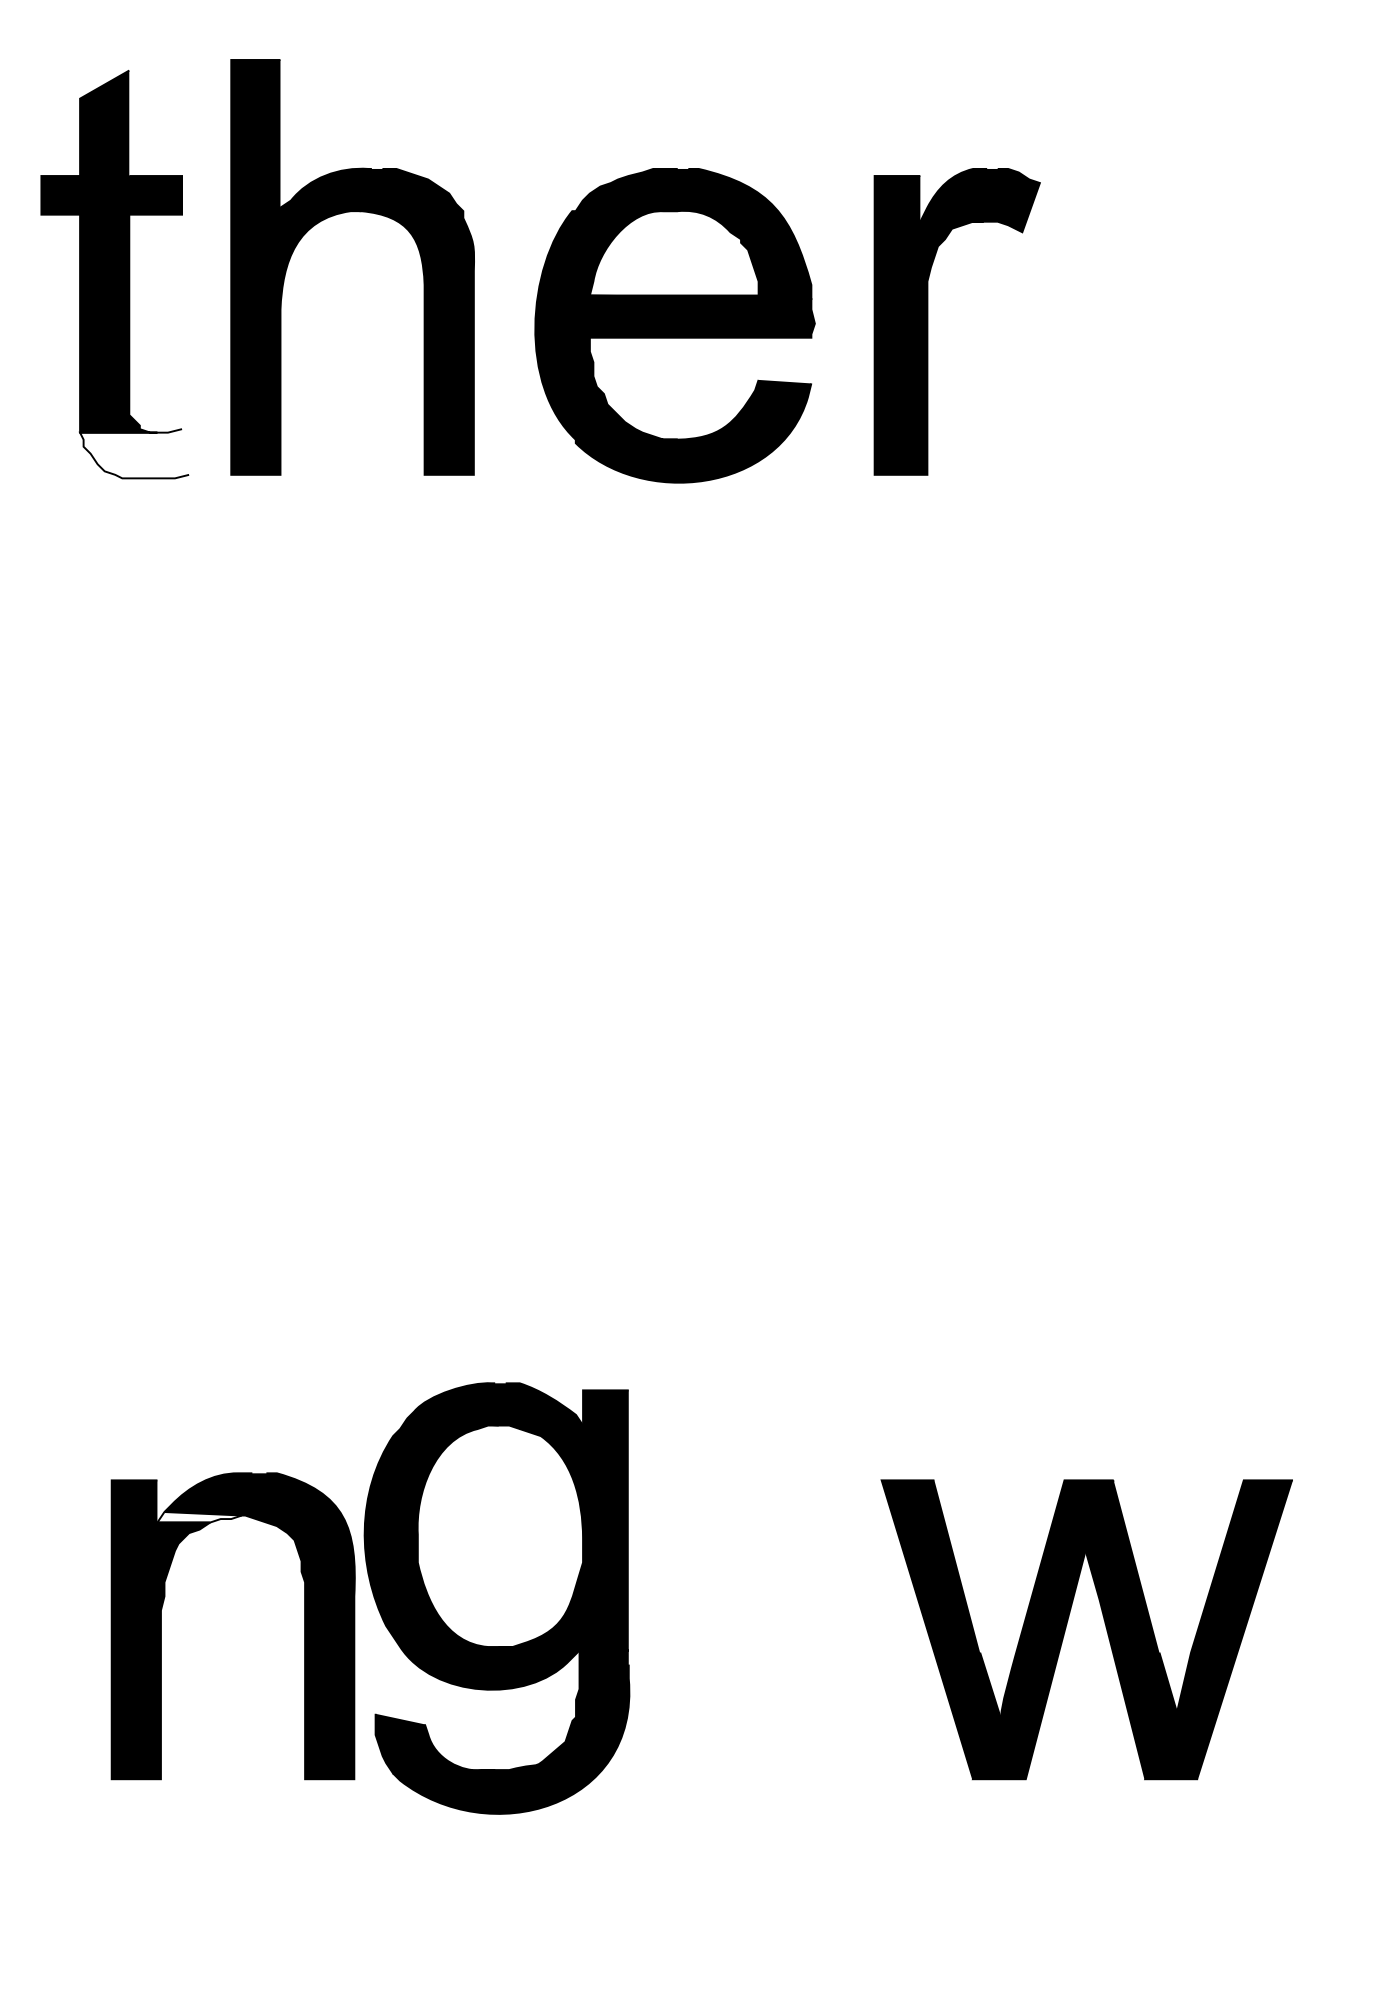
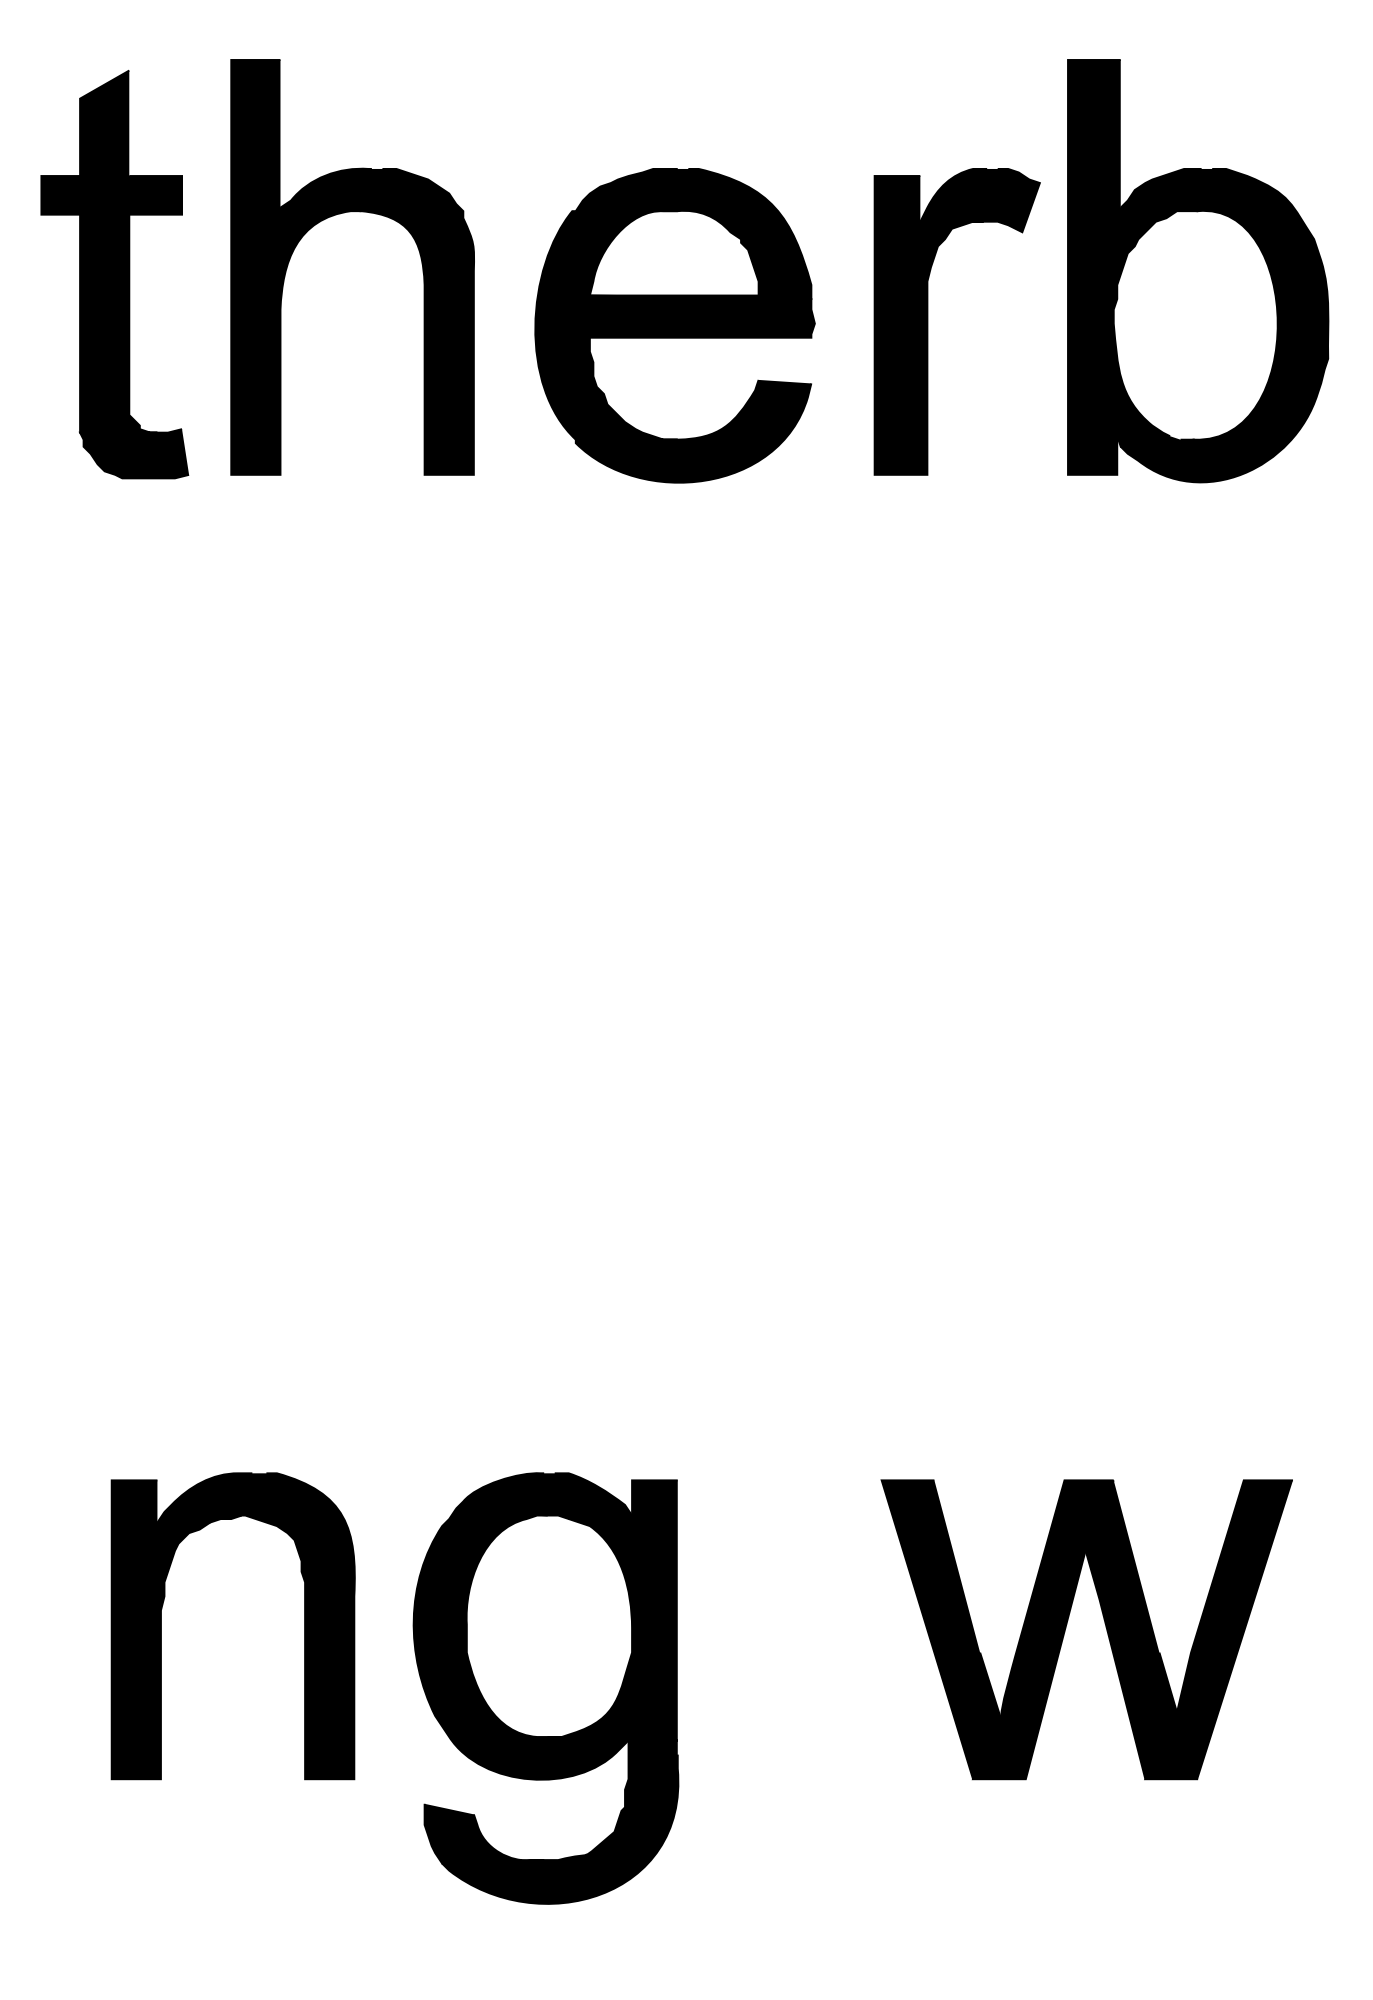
part: none -> present (1198, 271)
fill: none -> present (134, 453)
fill: none -> present (199, 1517)
part position: (496, 1598) -> (545, 1688) (545, 1688)
